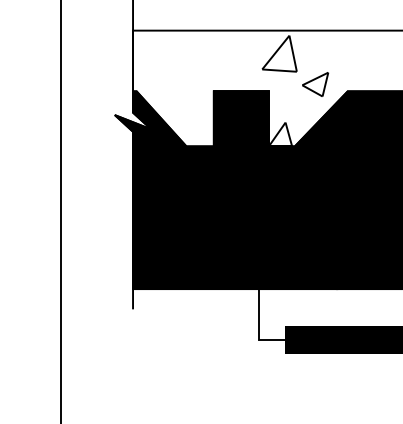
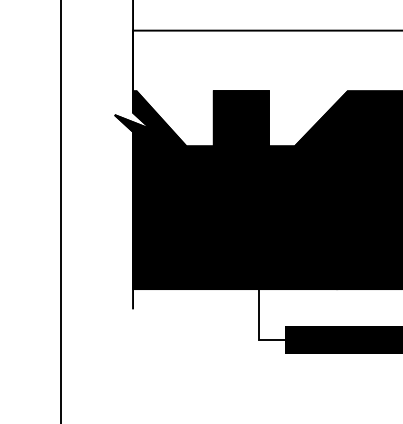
hatch: present -> none (295, 90)
